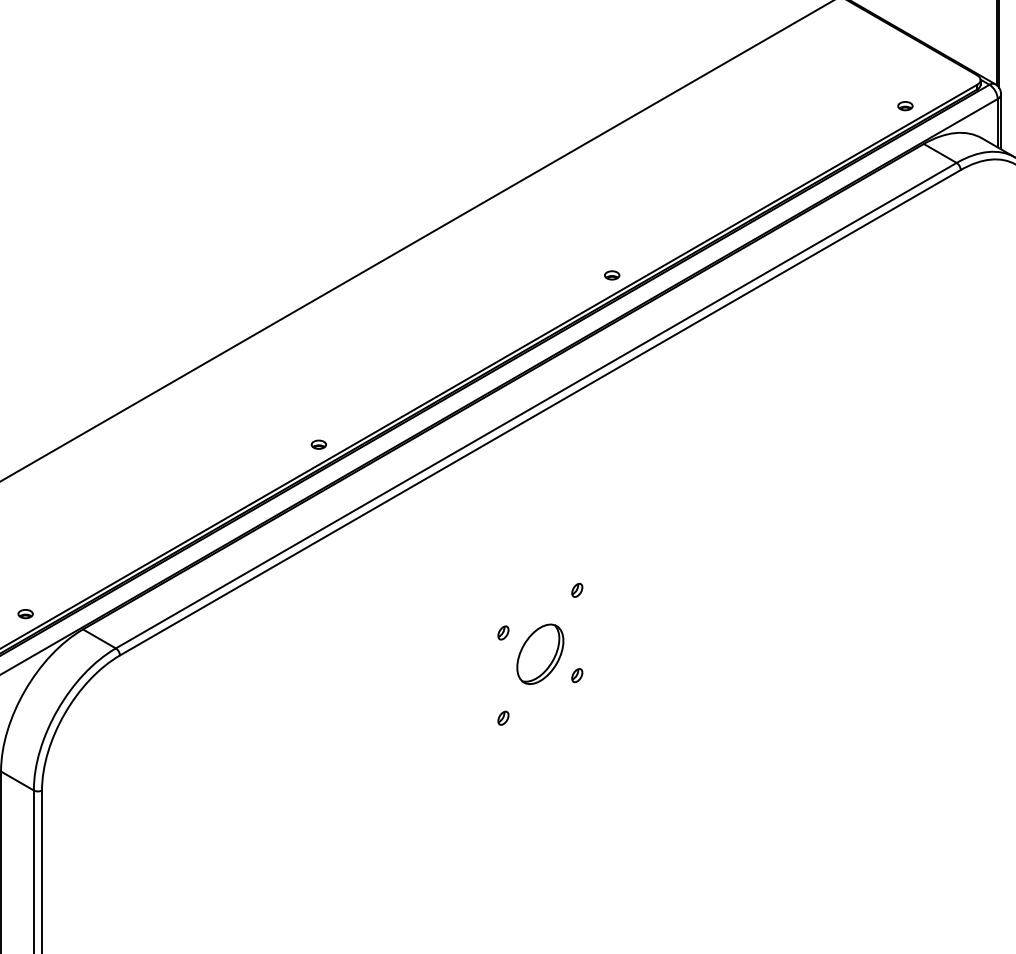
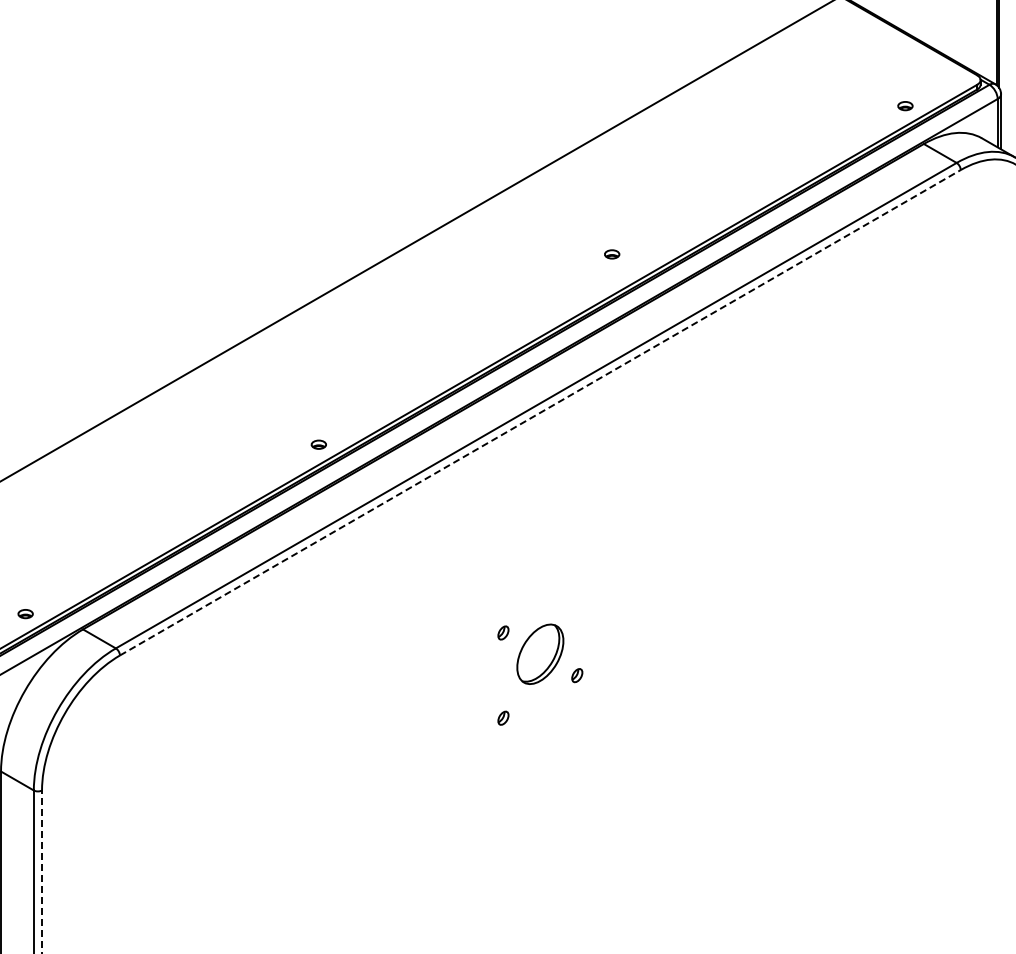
part position: (612, 275) -> (612, 254) (612, 254)
line: solid -> dashed (540, 412)
part: present -> none (577, 589)
line: solid -> dashed (42, 871)
